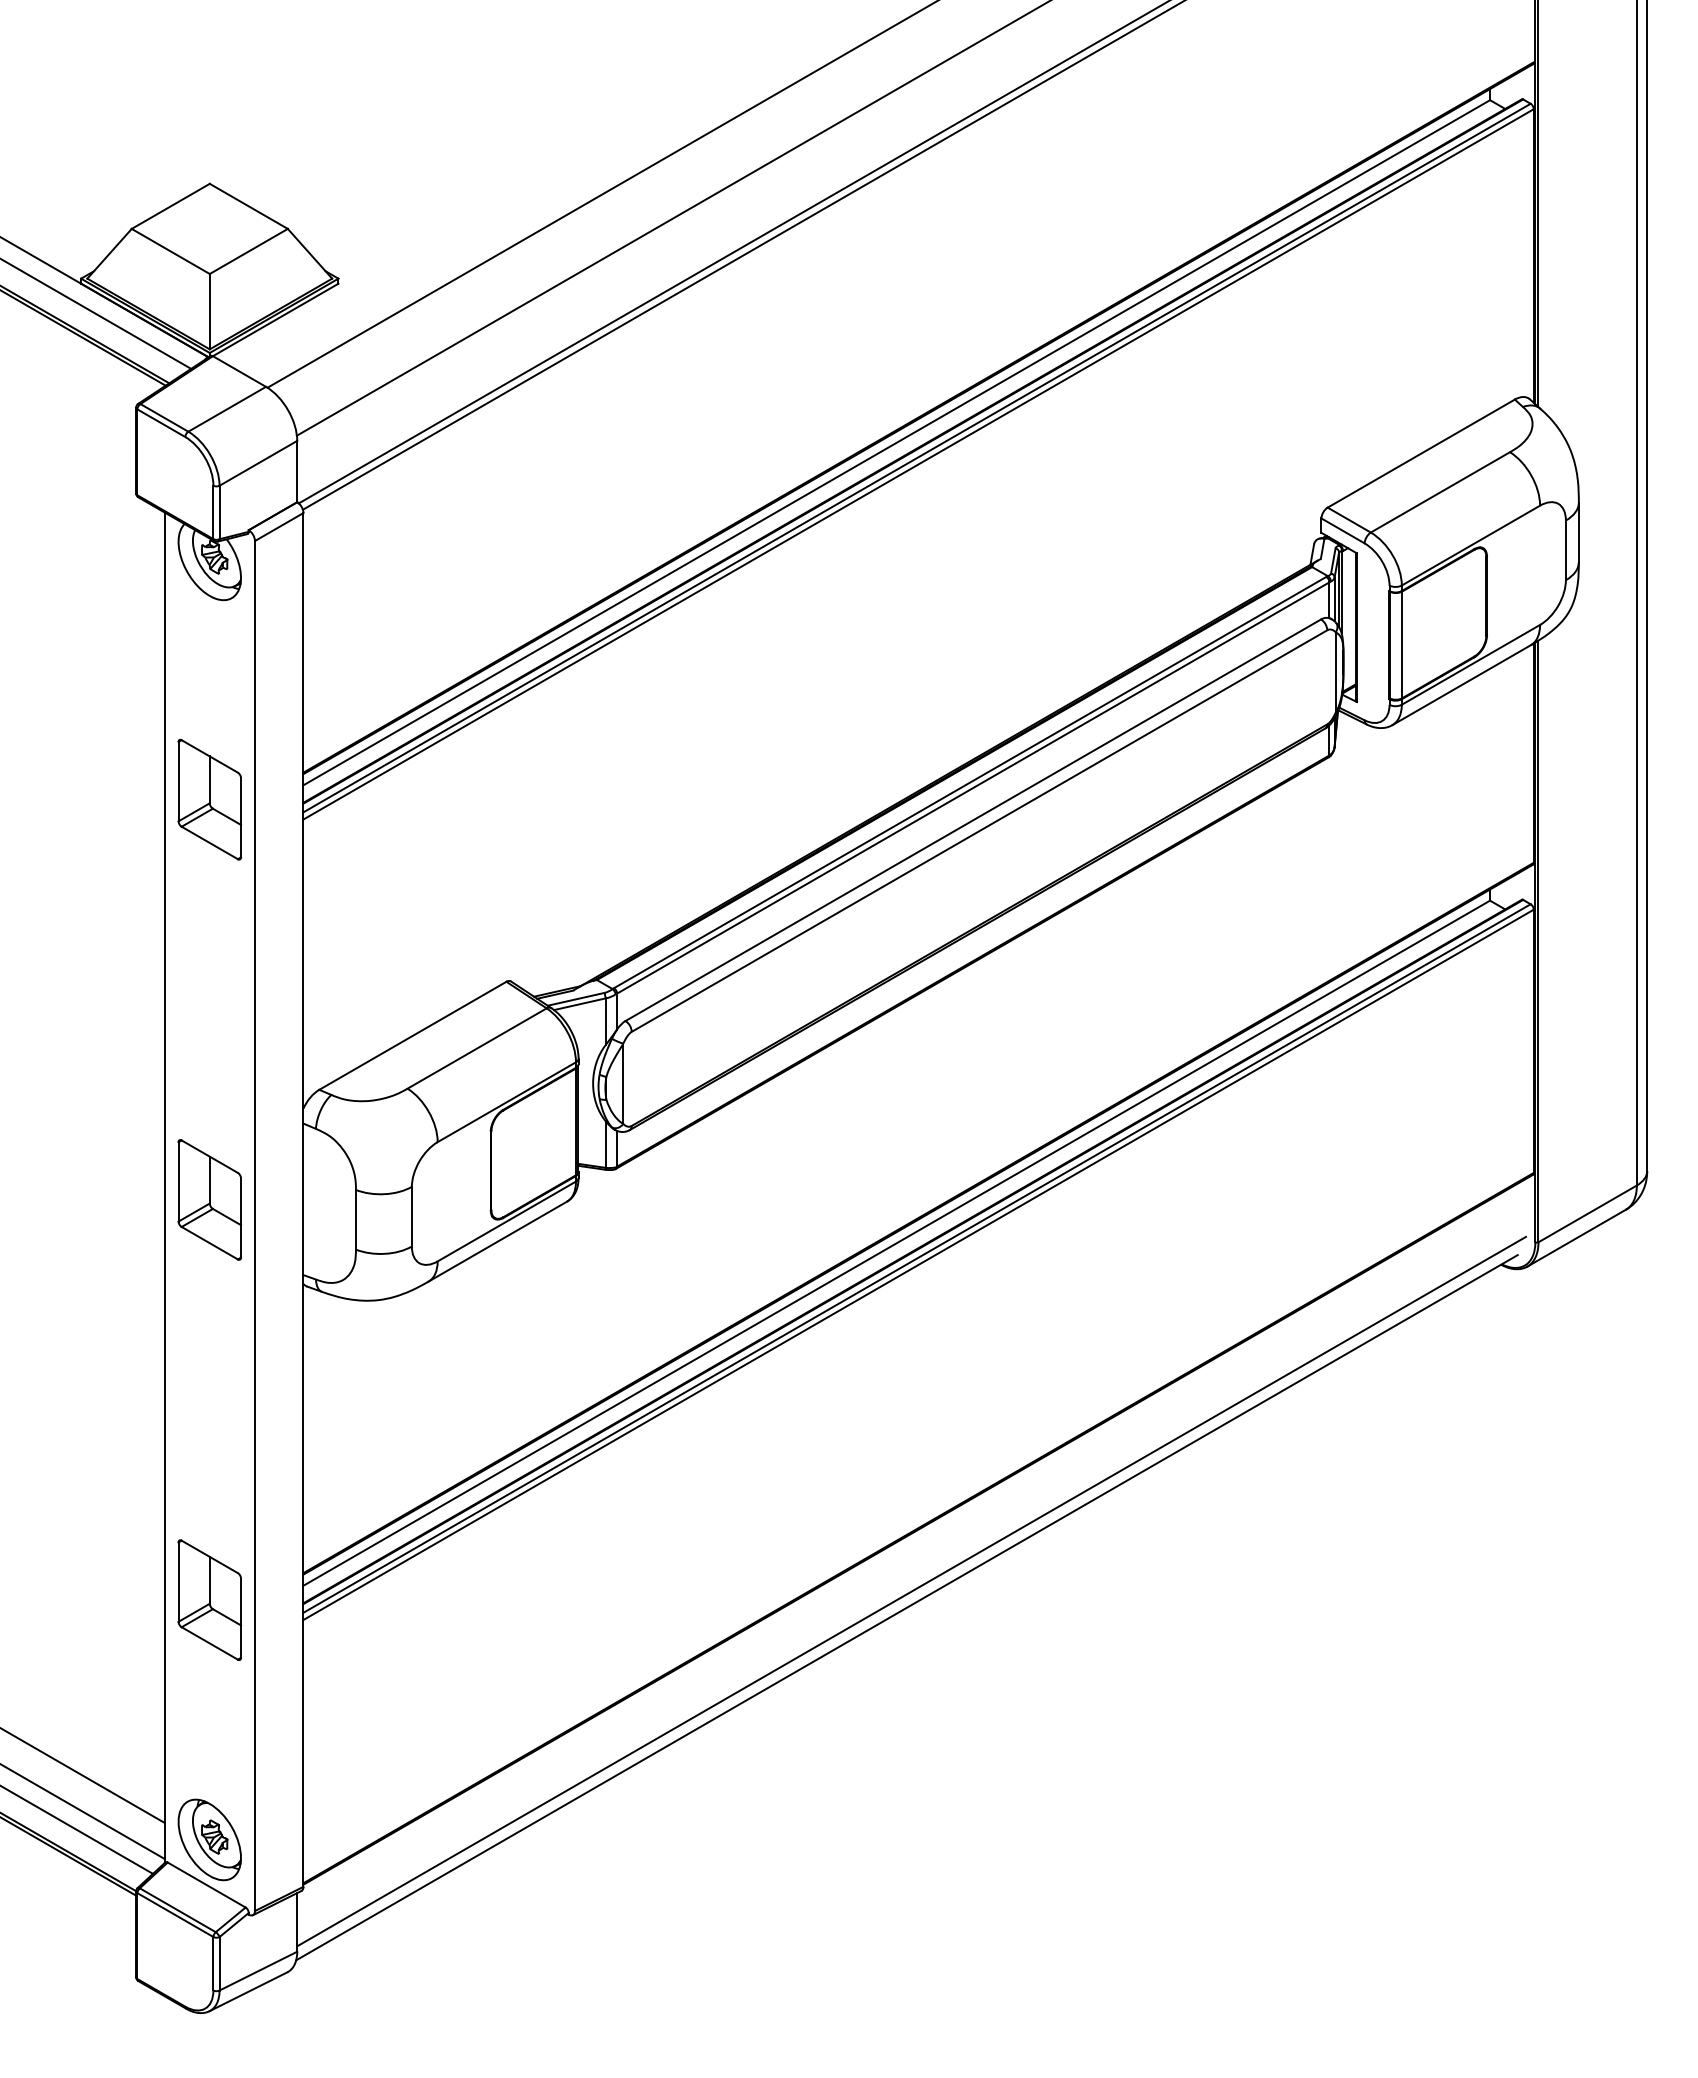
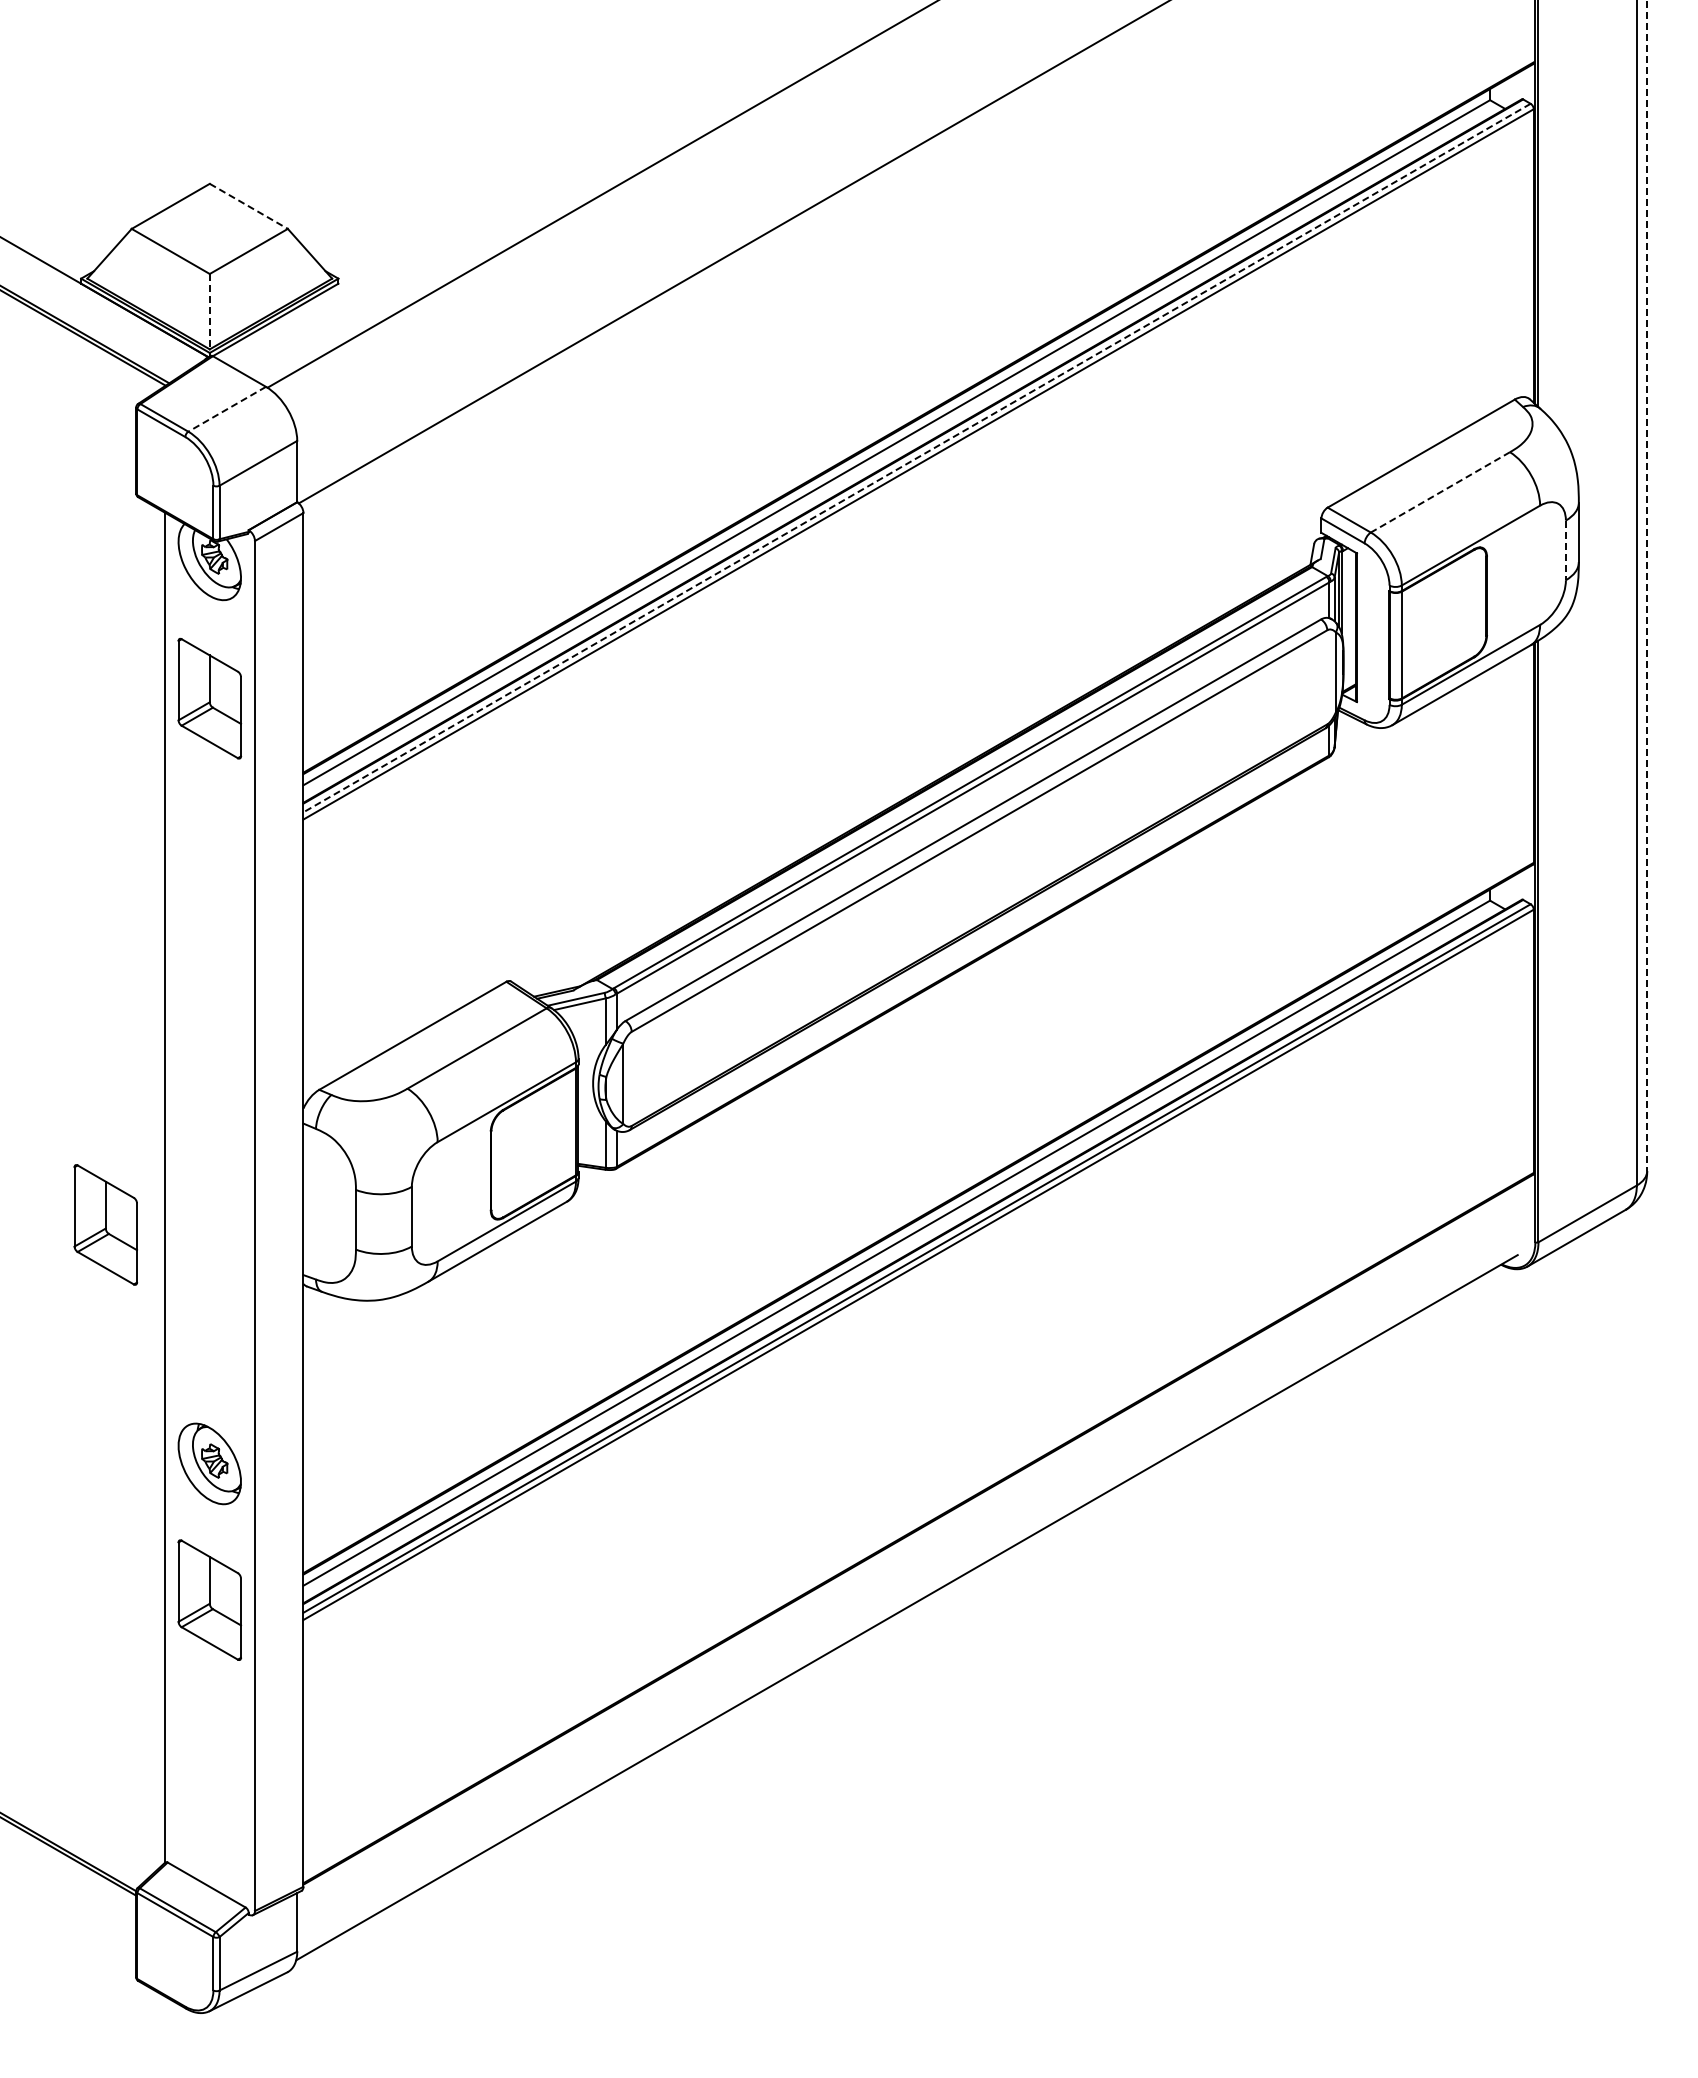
line: solid -> dashed (249, 206)
line: present -> none (671, 218)
line: present -> none (742, 255)
line: solid -> dashed (209, 311)
line: present -> none (96, 313)
line: solid -> dashed (227, 409)
line: solid -> dashed (917, 458)
line: solid -> dashed (1439, 492)
line: solid -> dashed (1565, 550)
line: solid -> dashed (1647, 586)
part position: (209, 799) -> (209, 698) (209, 698)
part position: (209, 1199) -> (105, 1224) (105, 1224)
line: present -> none (911, 1591)
line: present -> none (83, 1775)
line: present -> none (83, 1811)
line: present -> none (77, 1829)
part position: (209, 1839) -> (209, 1463) (209, 1463)
